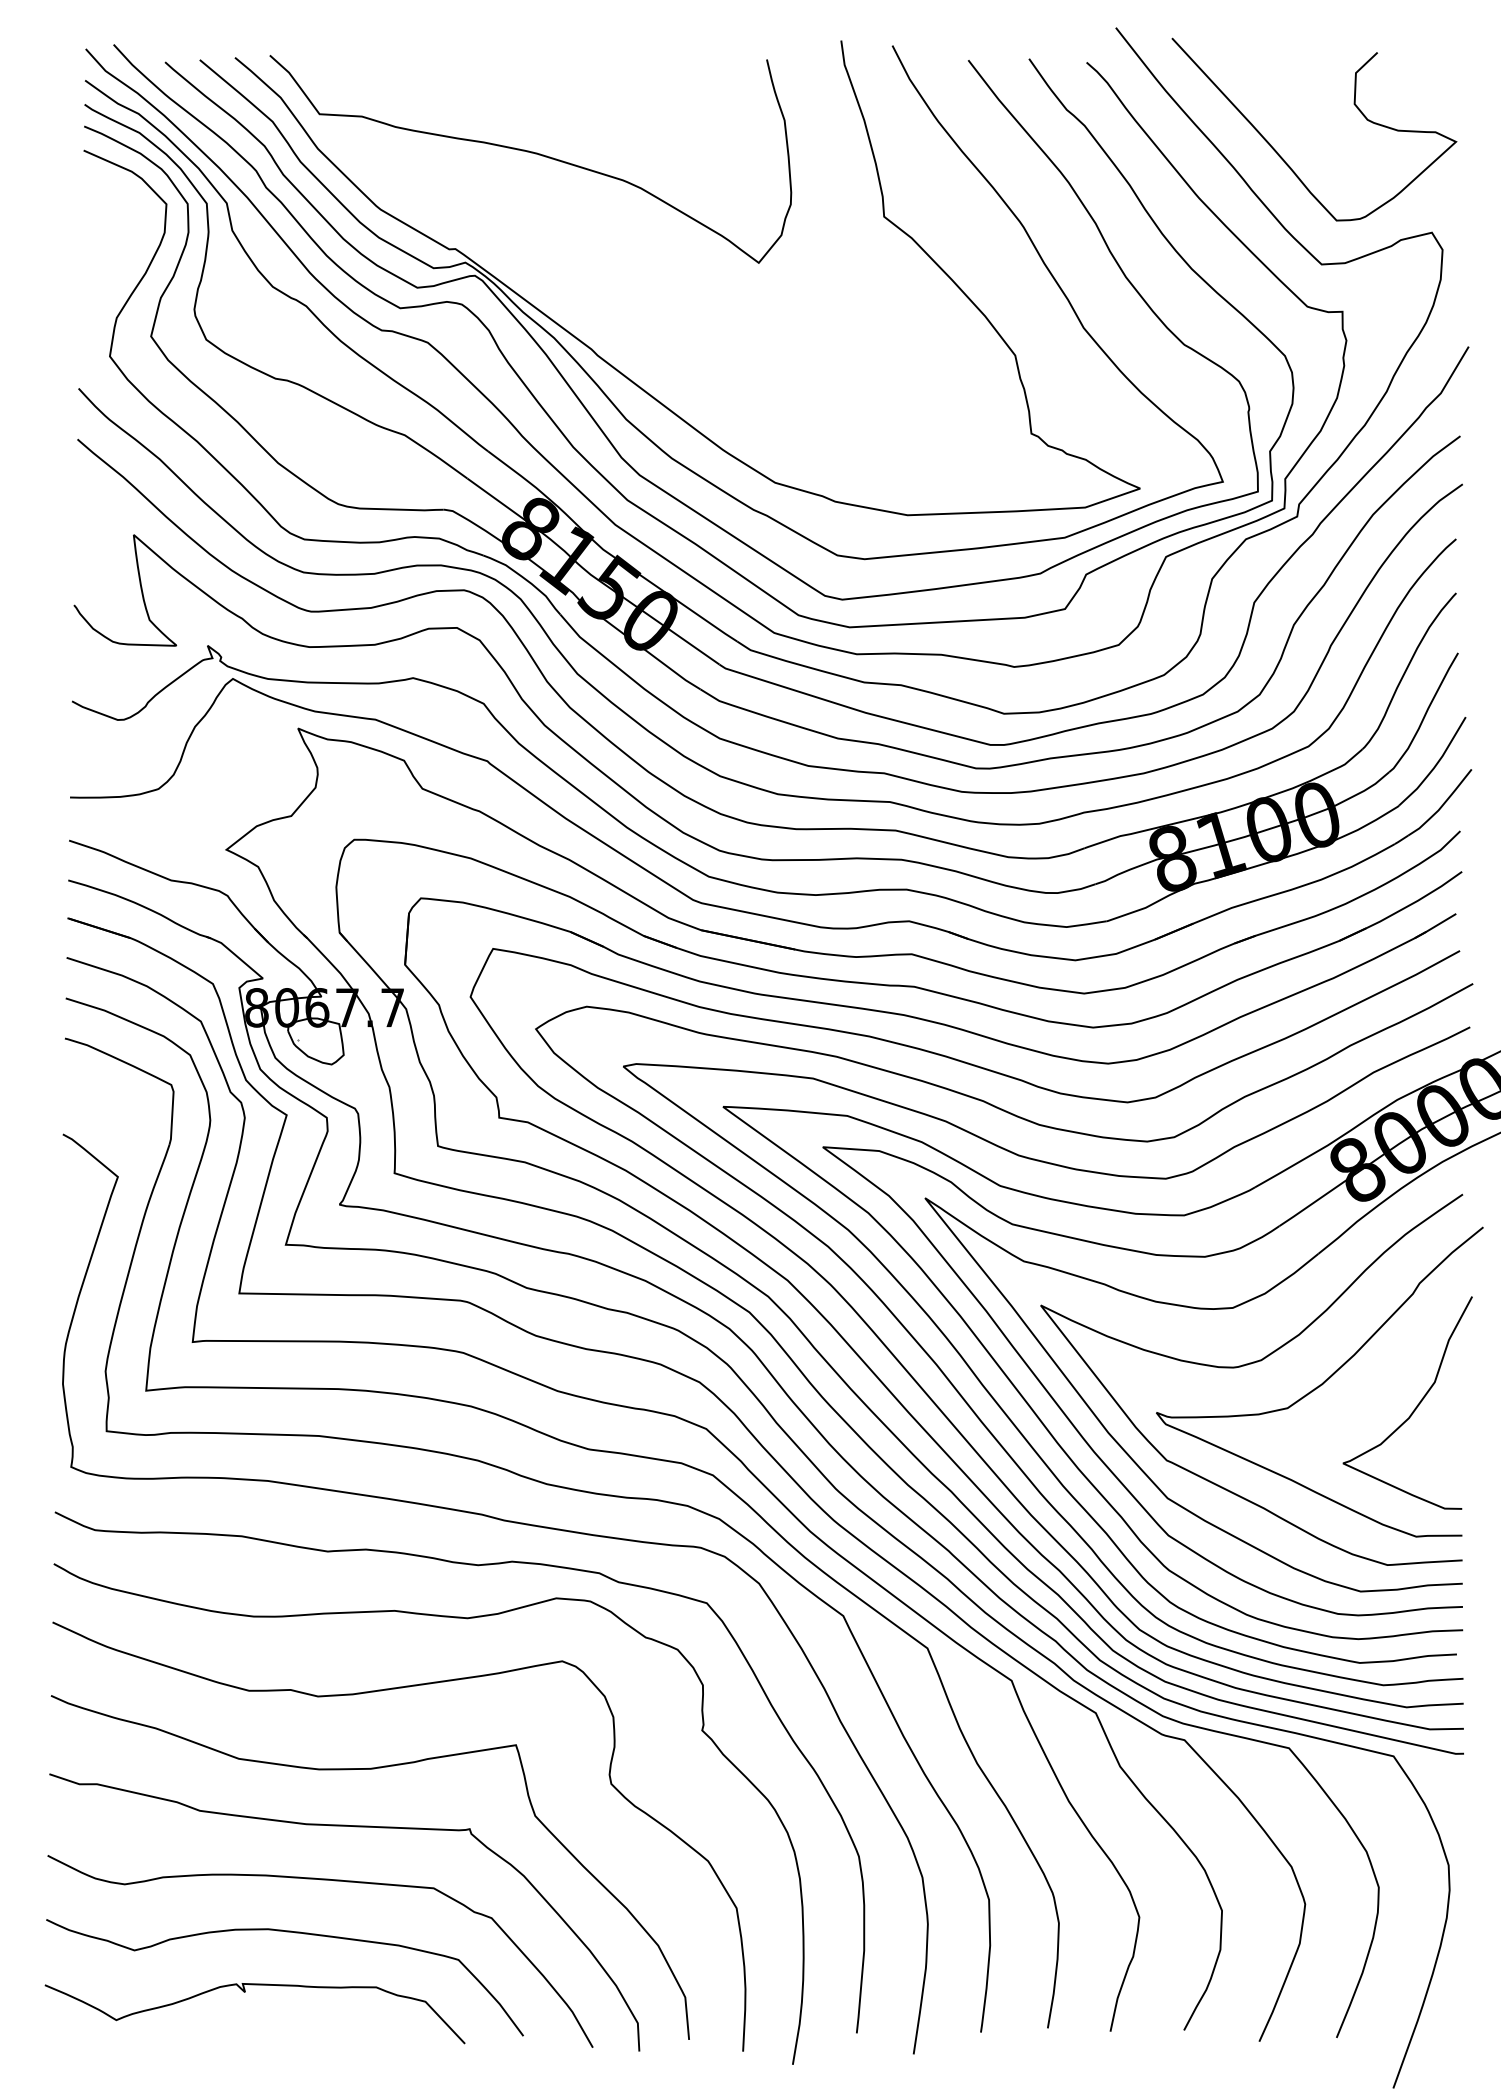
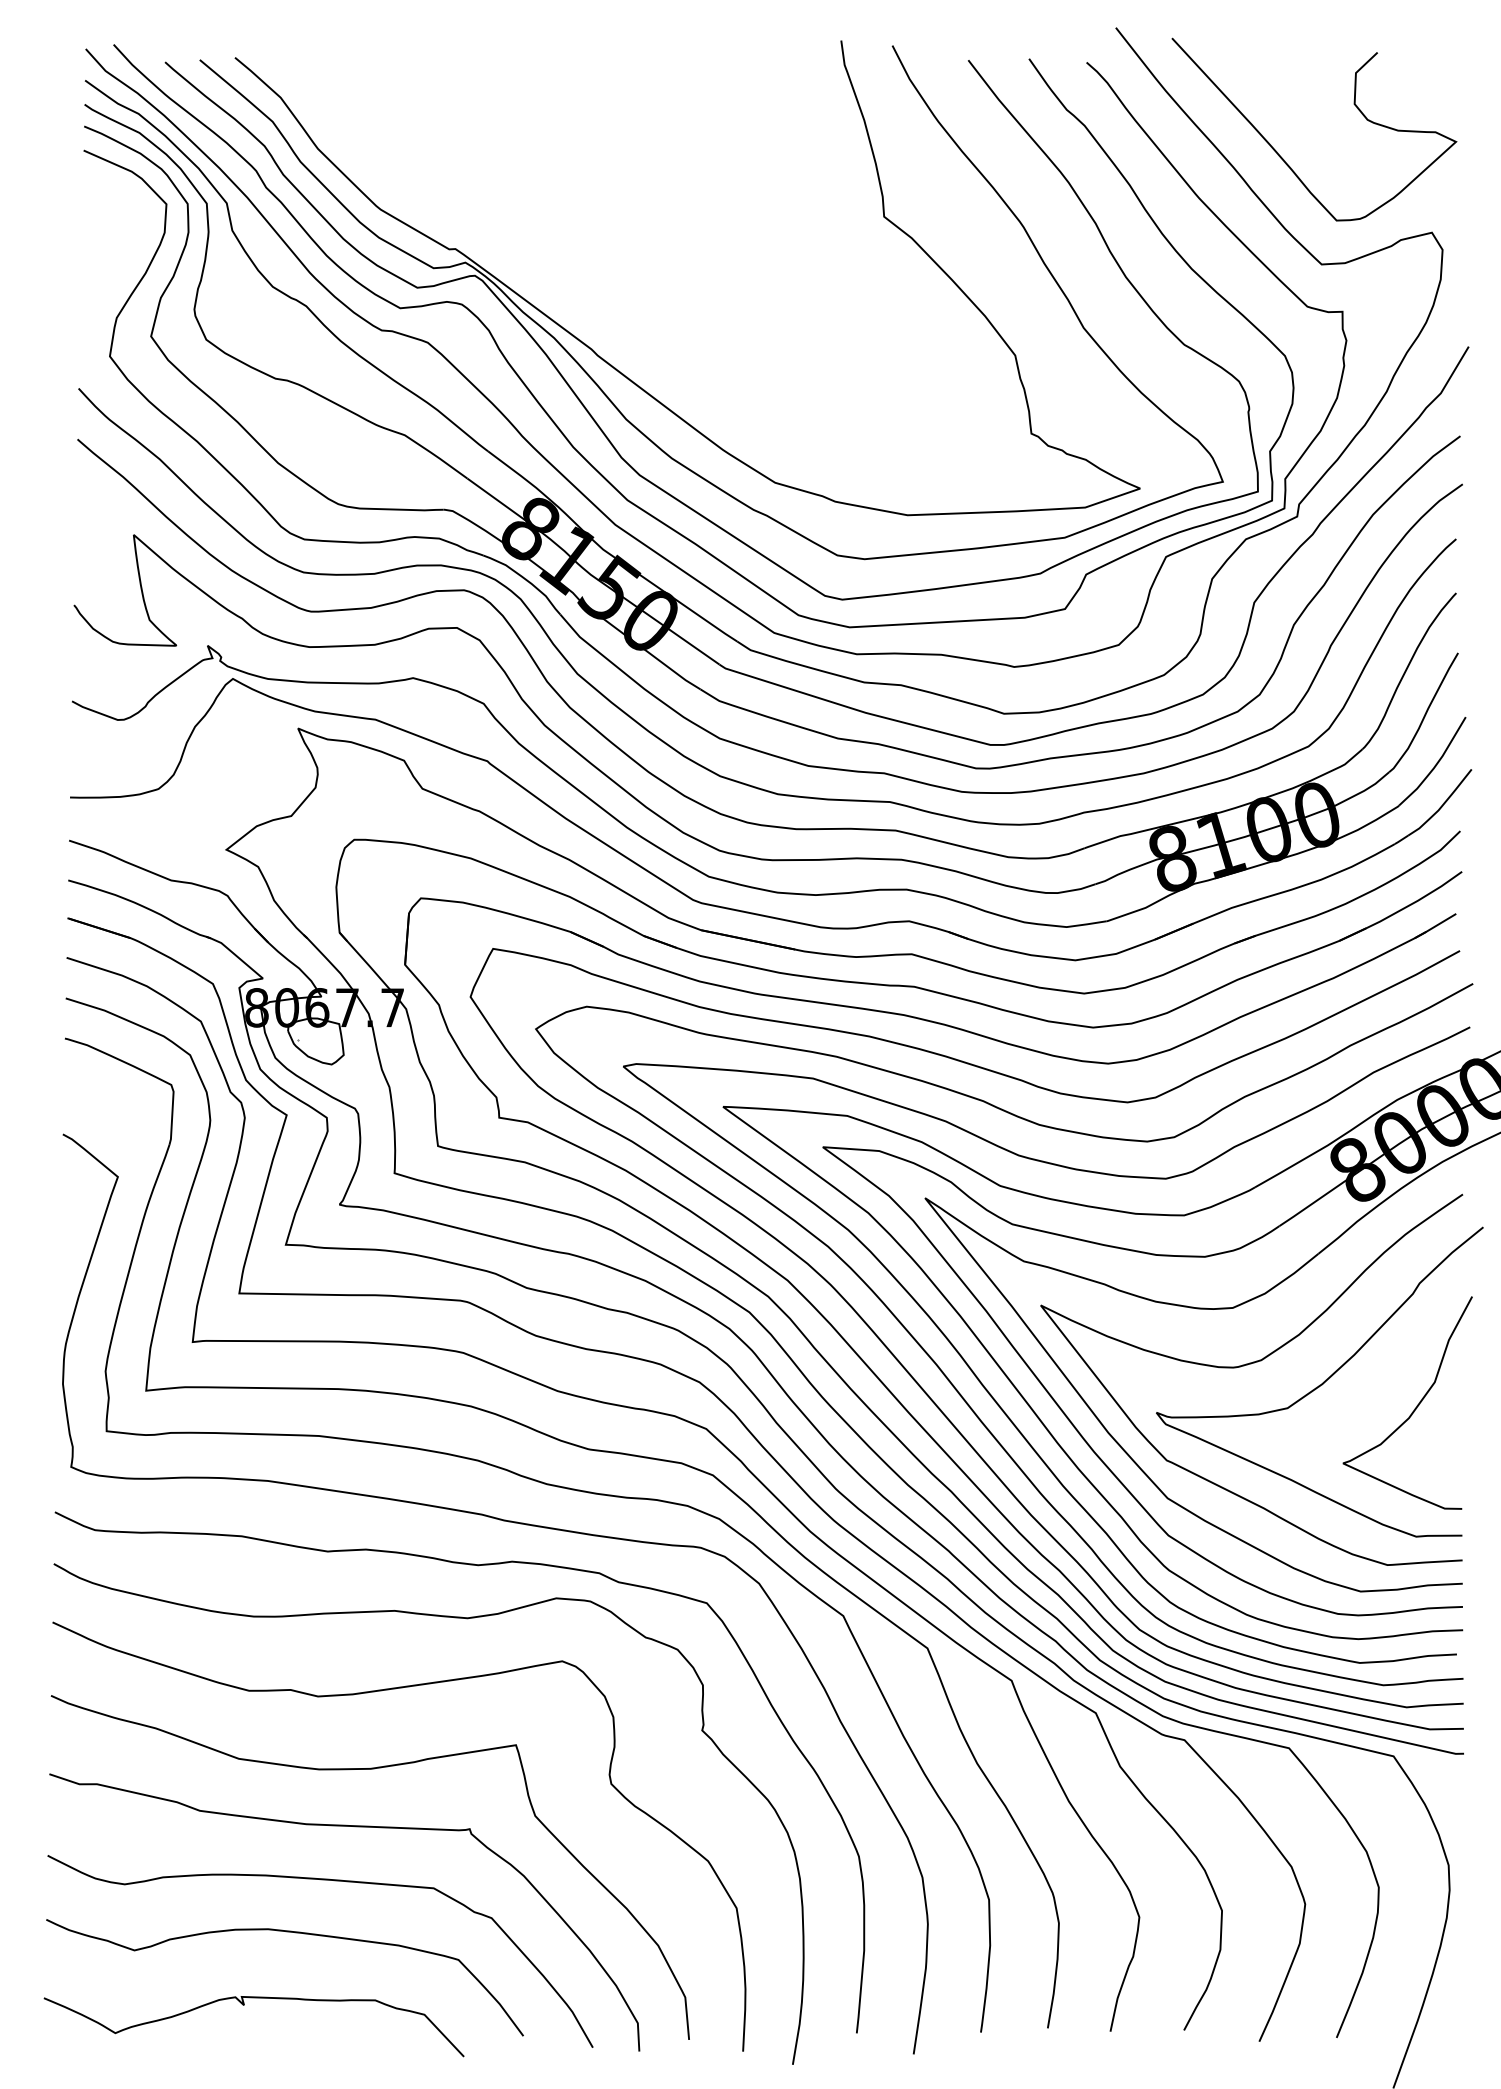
curve: present -> none (531, 153)
curve position: (245, 1992) -> (244, 2005) (244, 2005)
